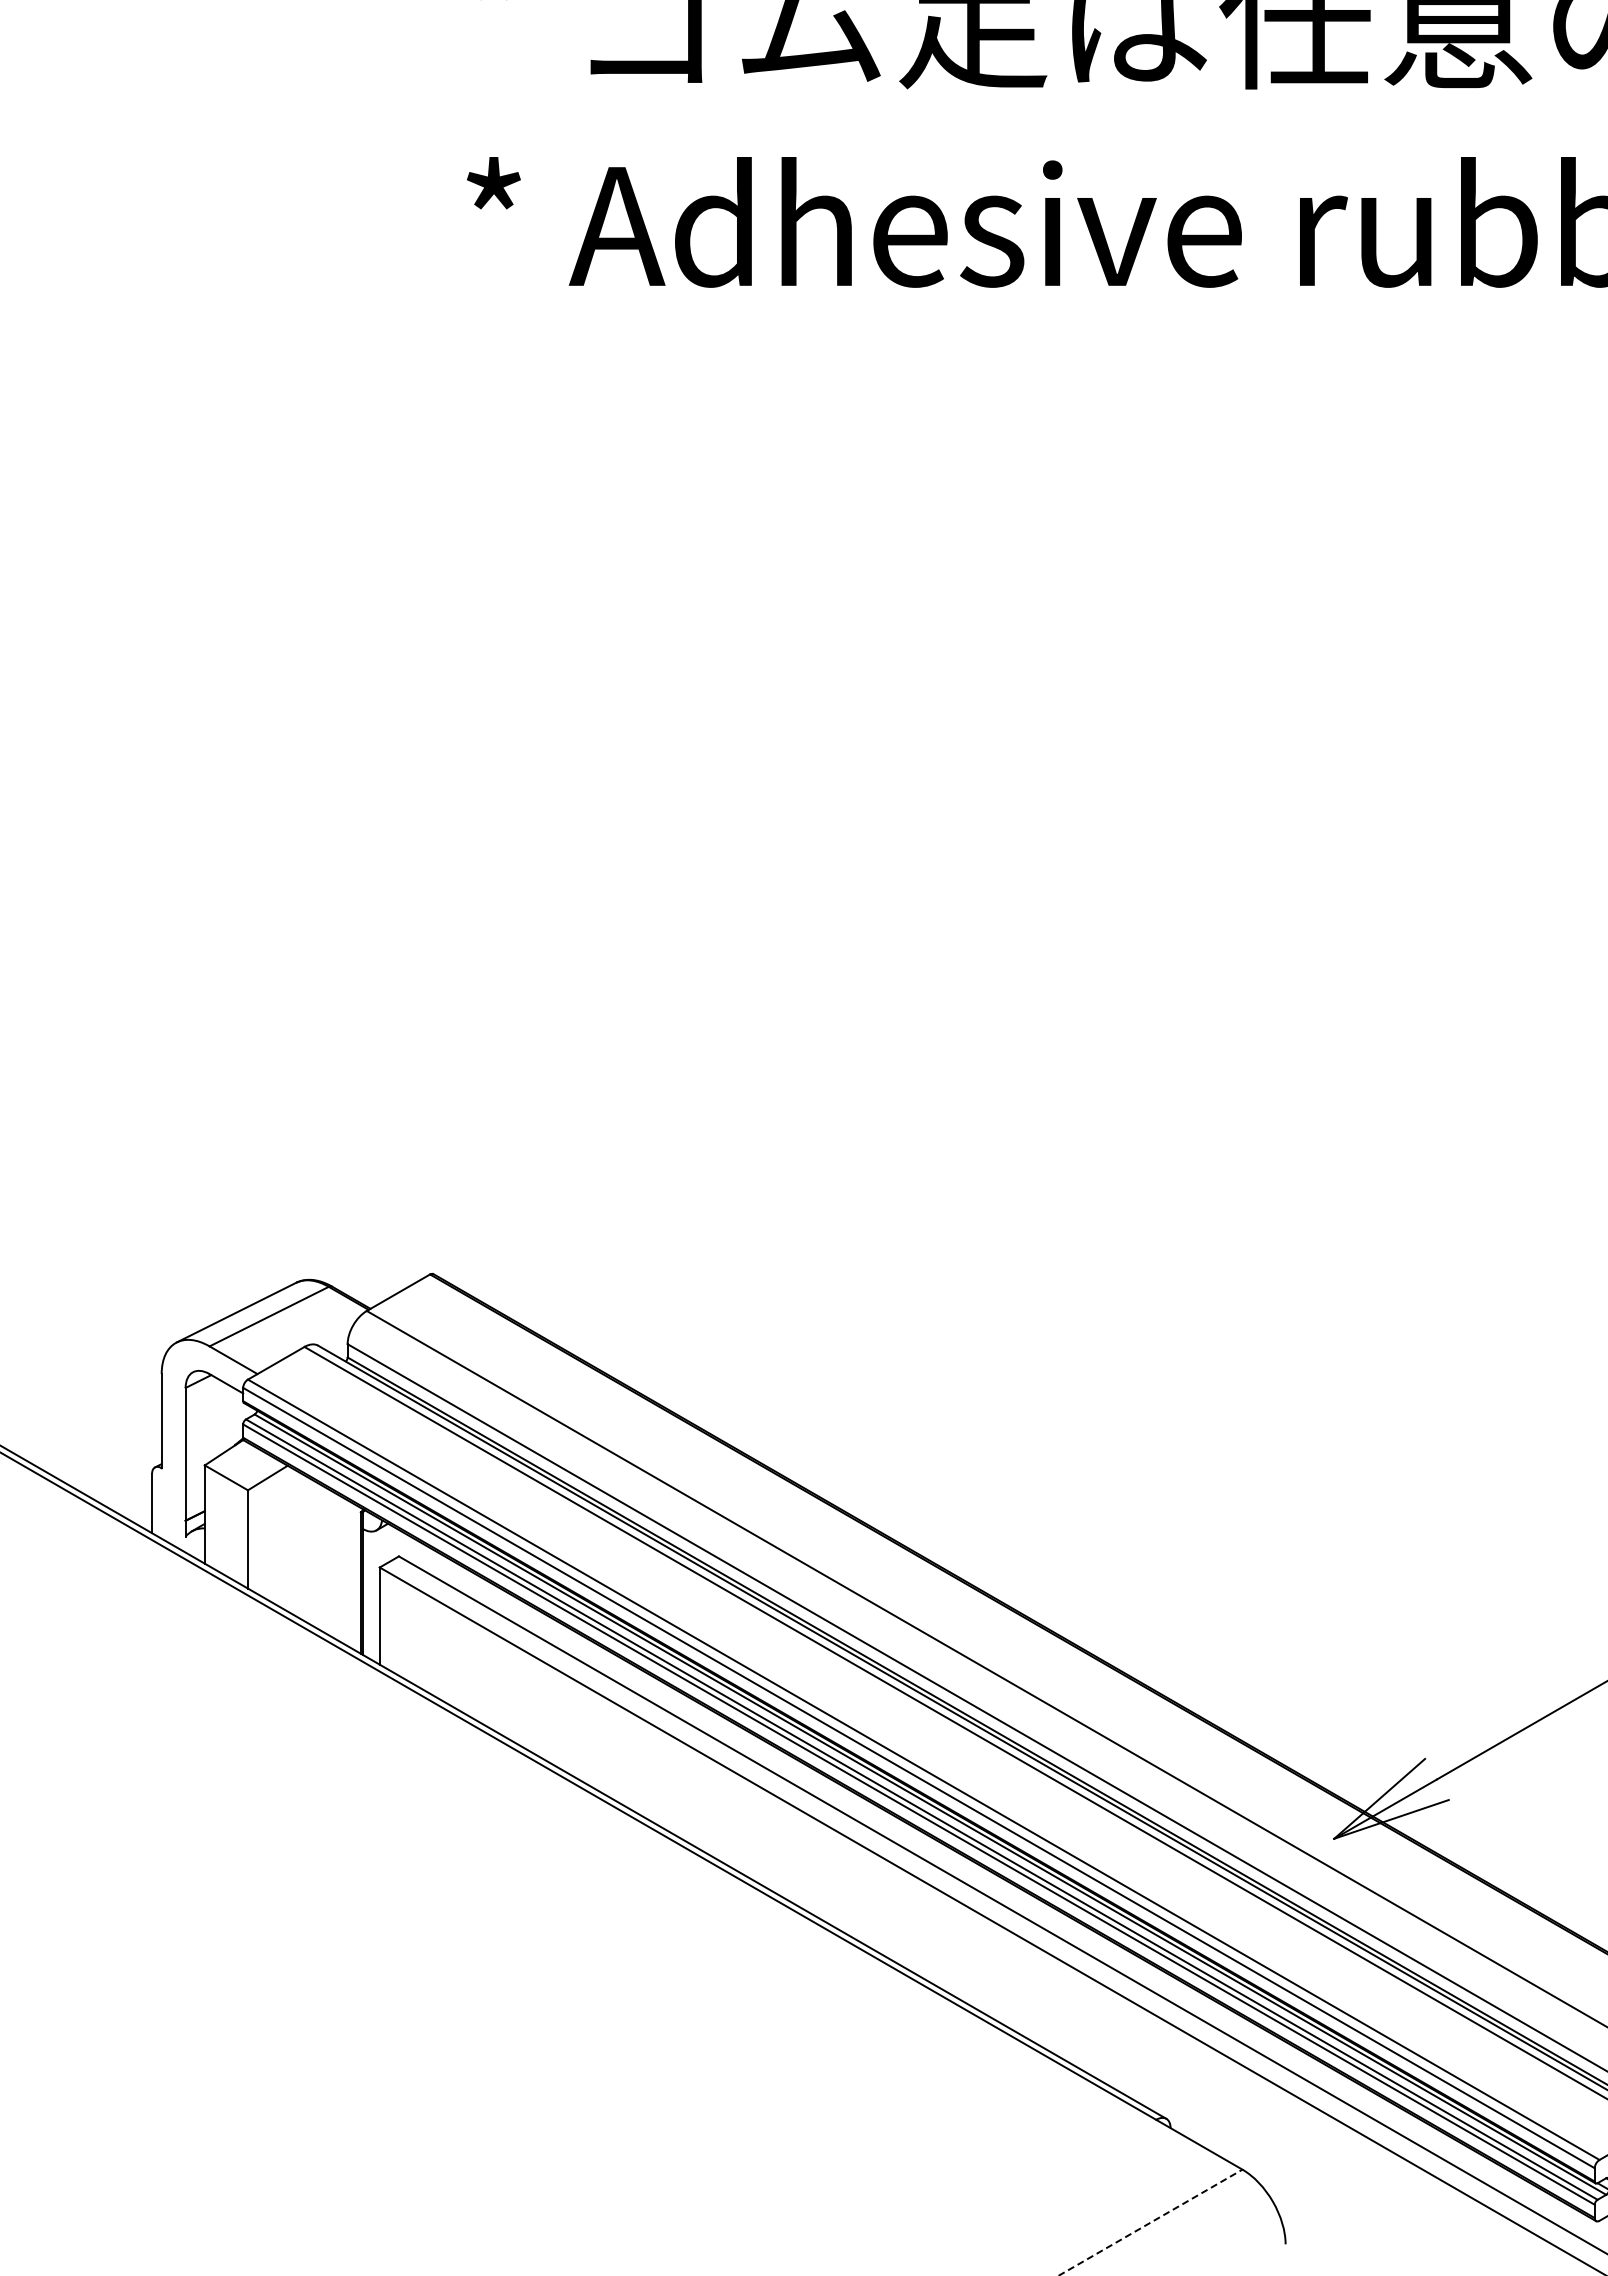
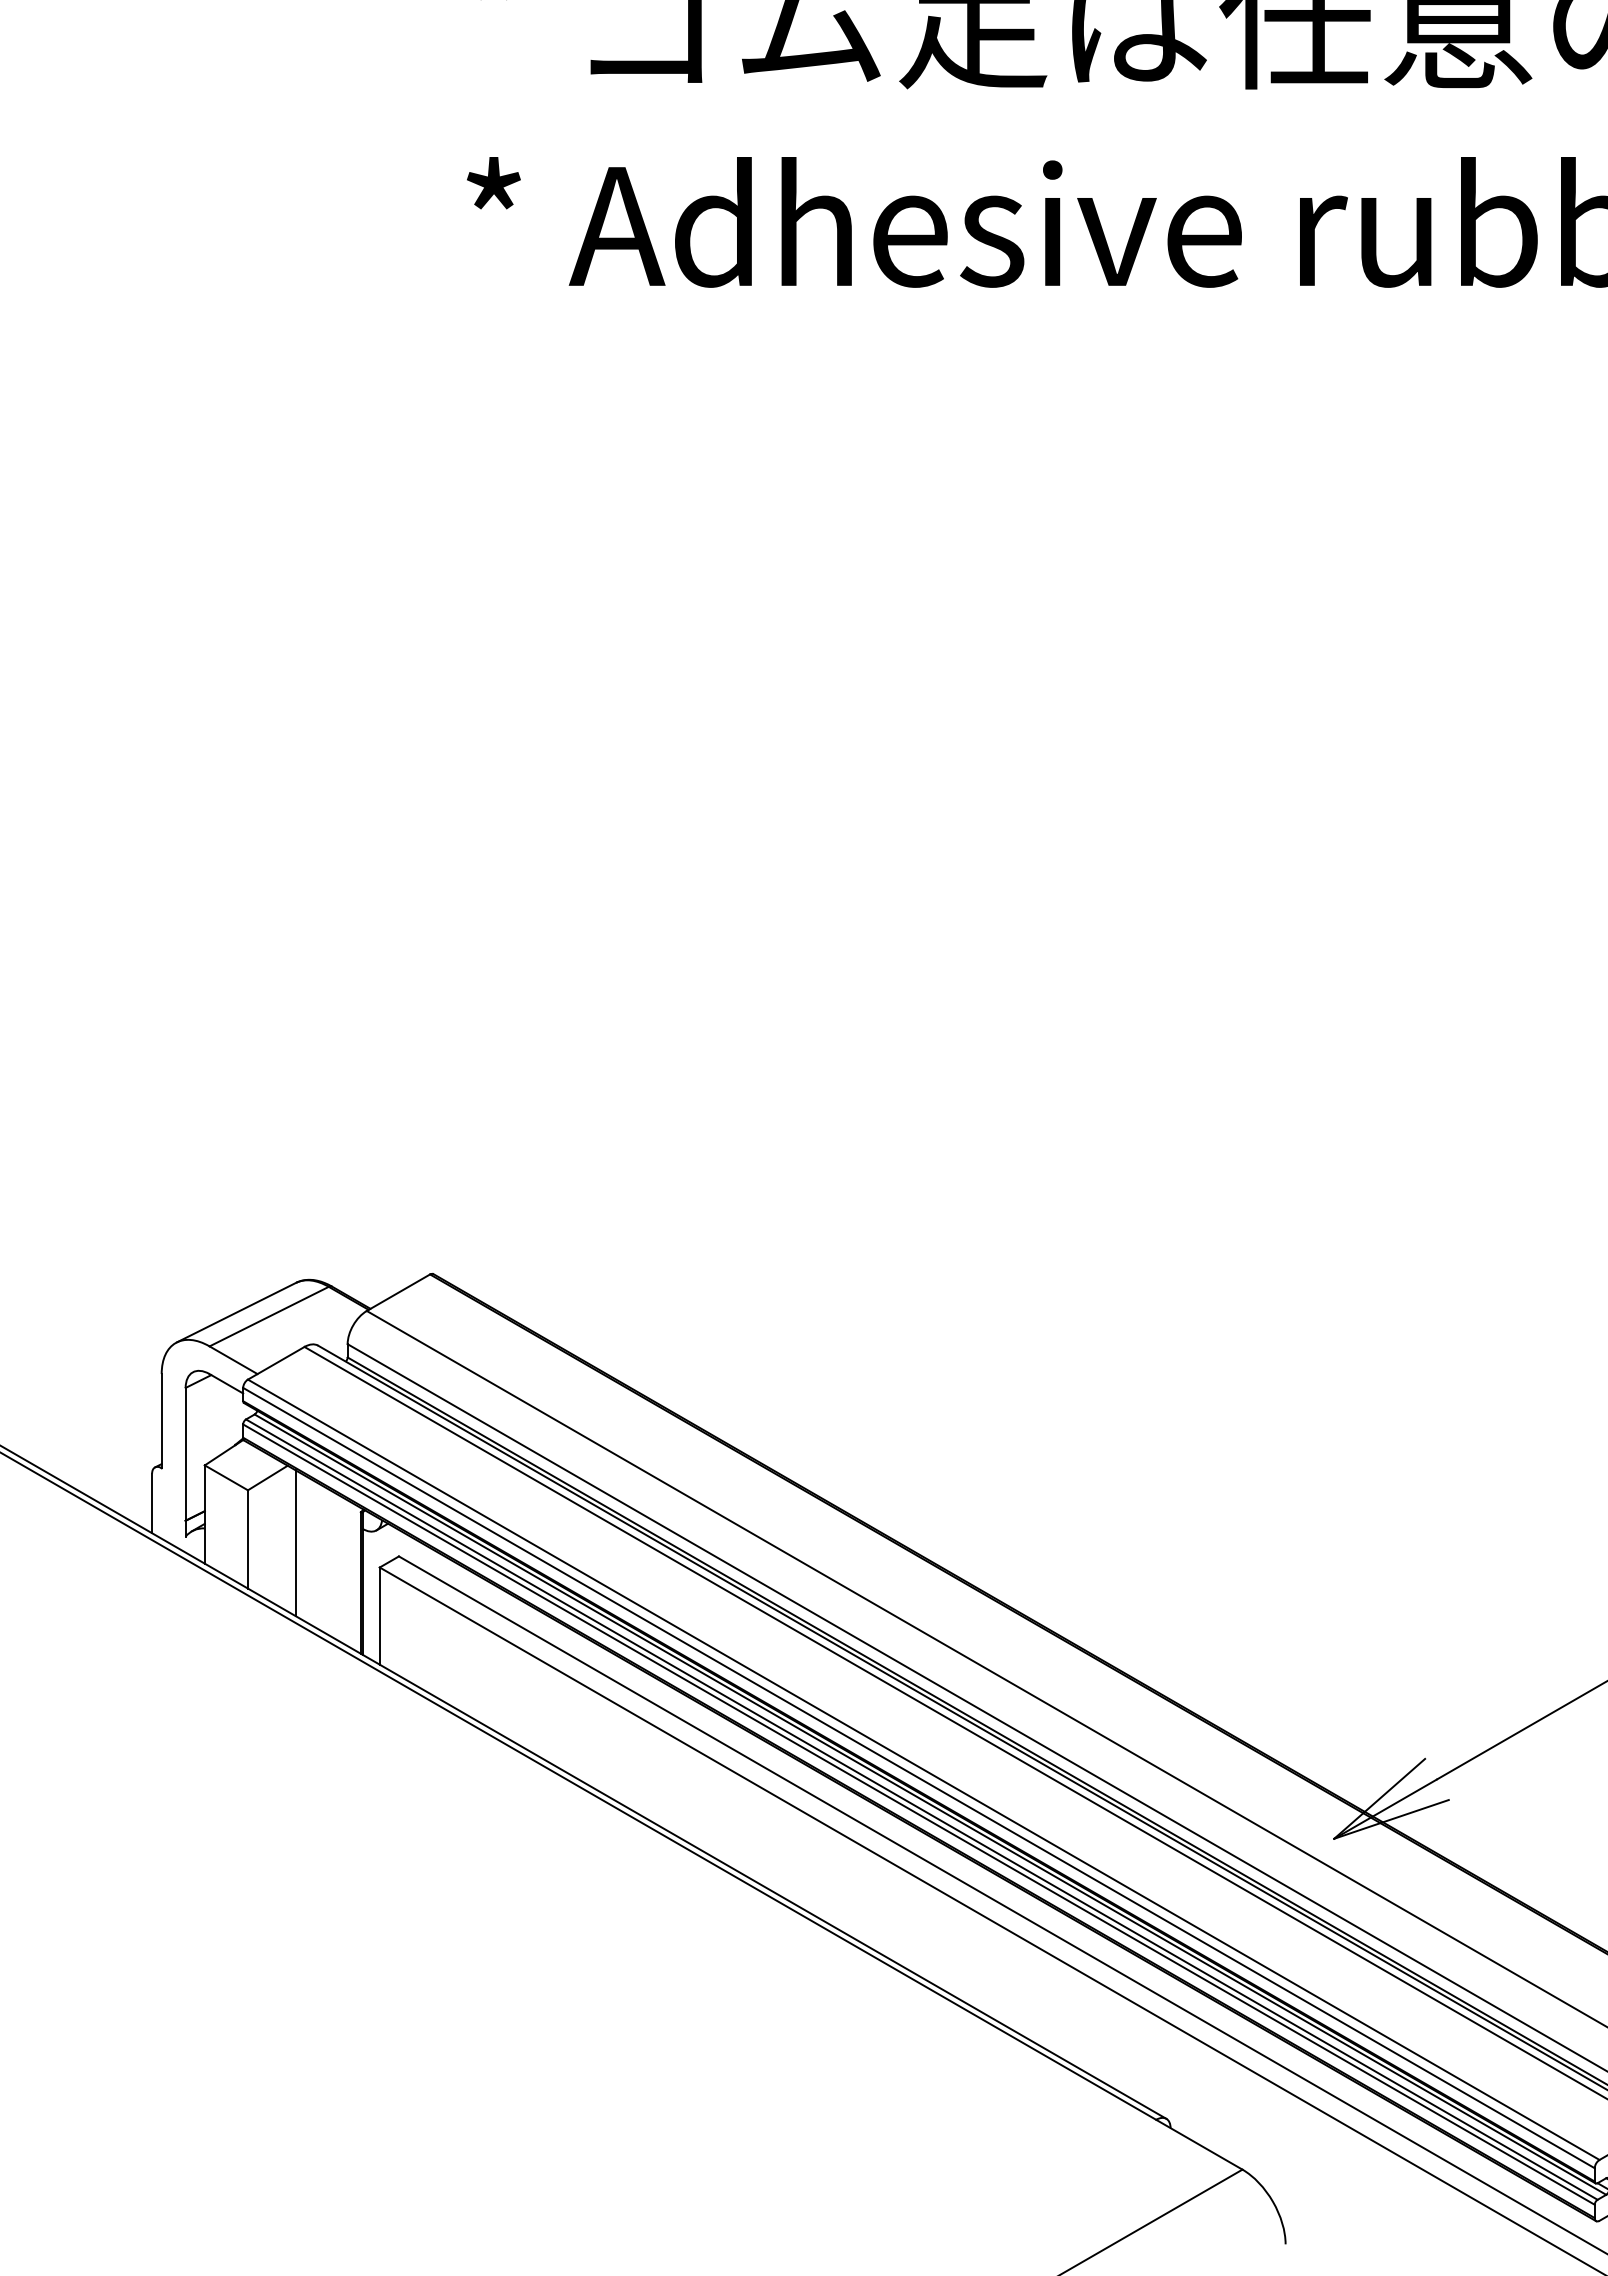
line: none -> present (295, 1543)
line: dashed -> solid (1150, 2222)
